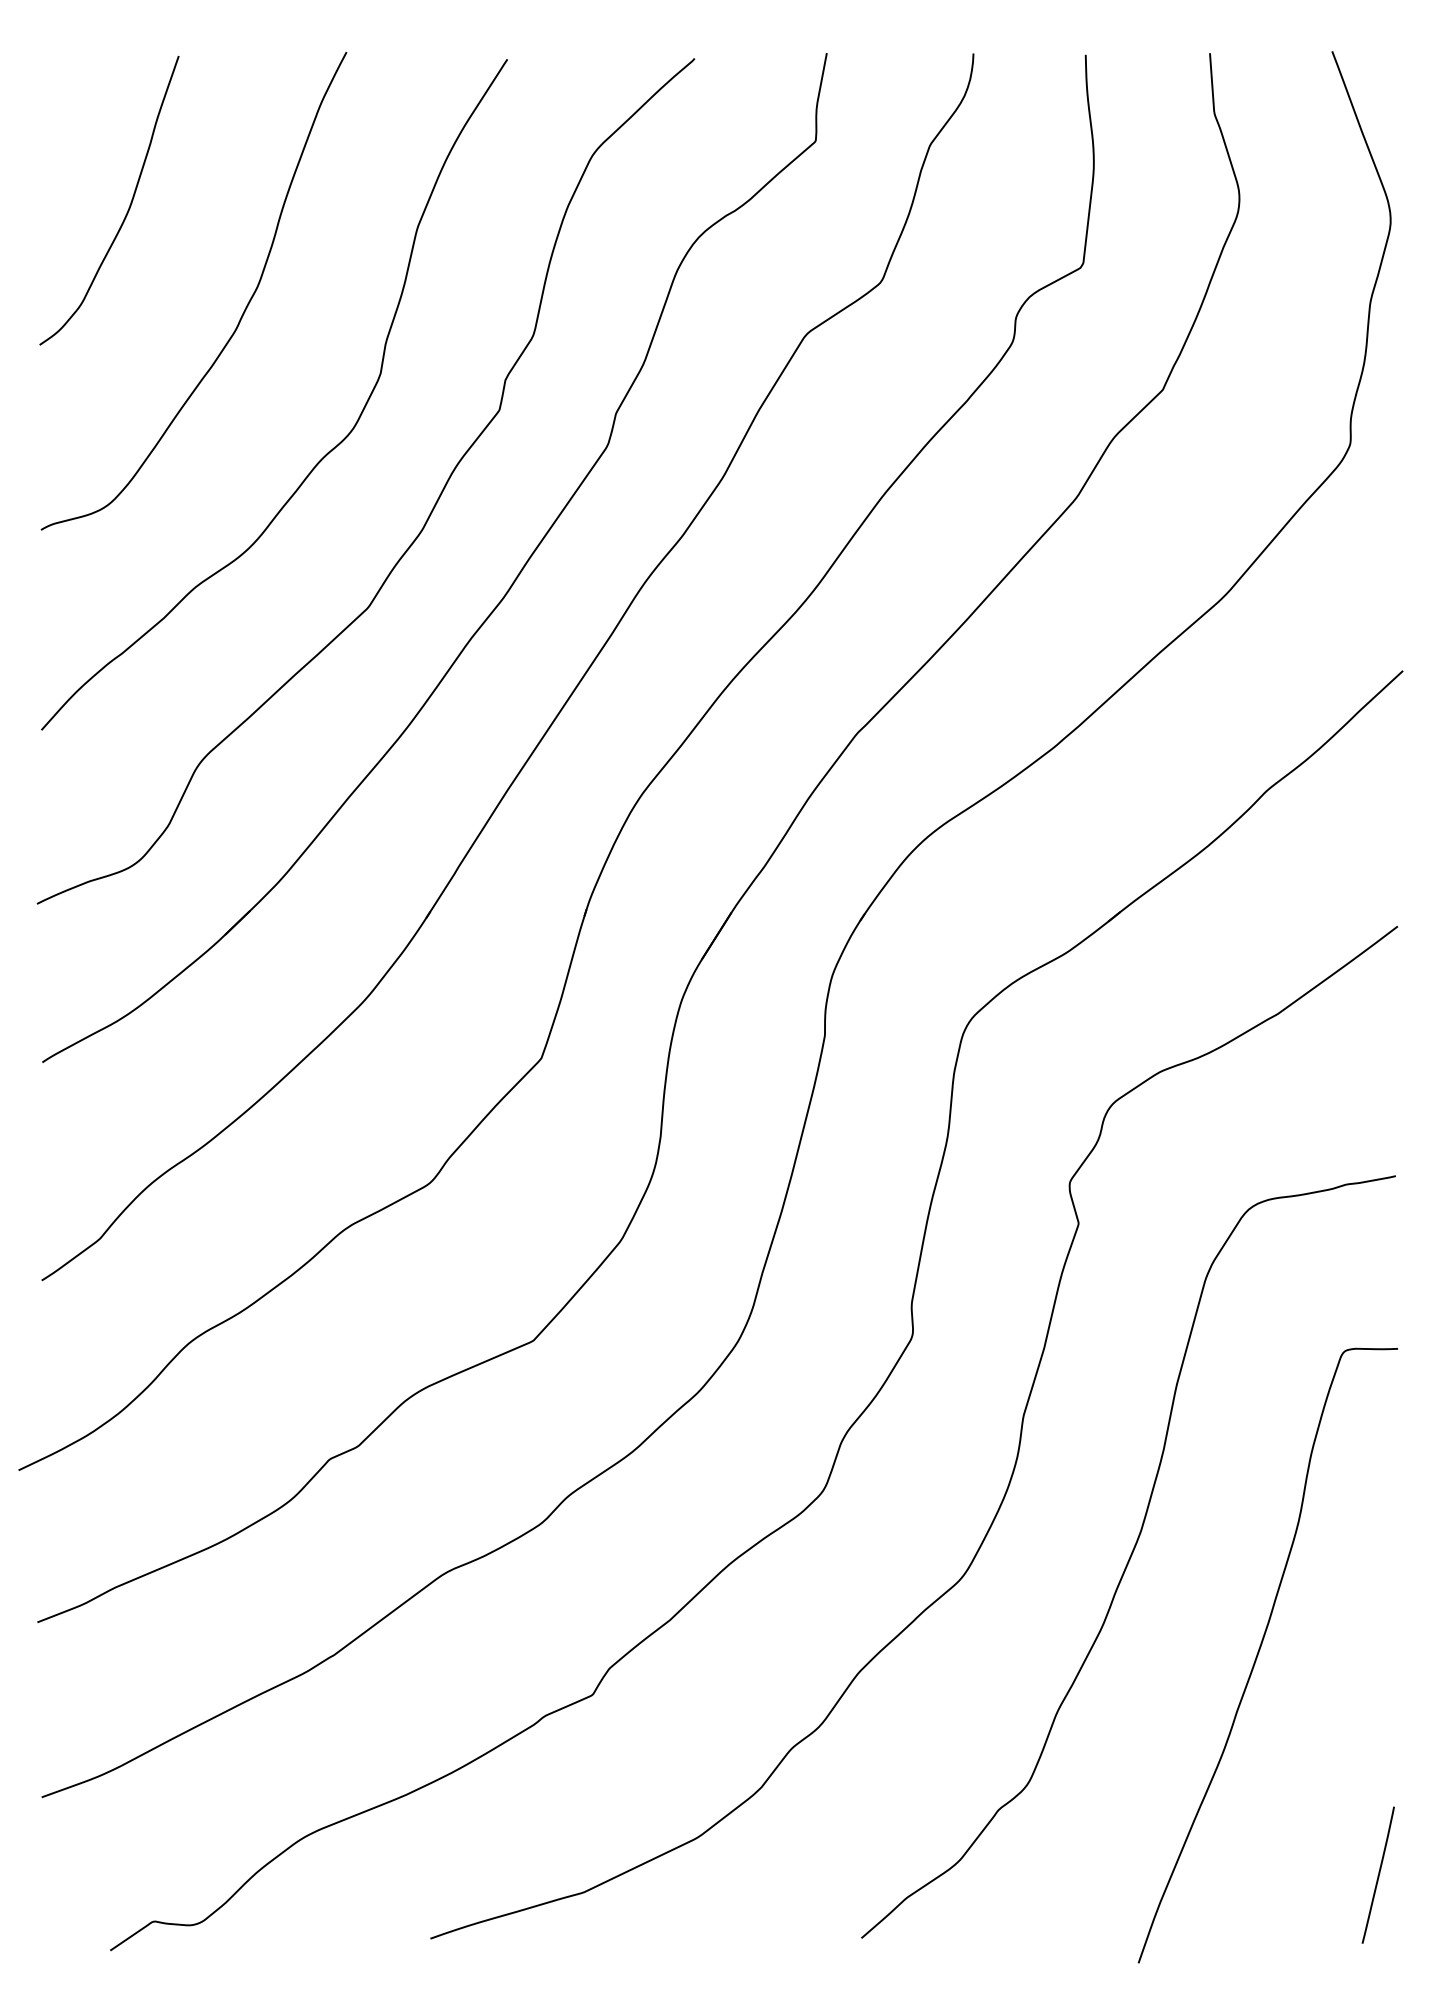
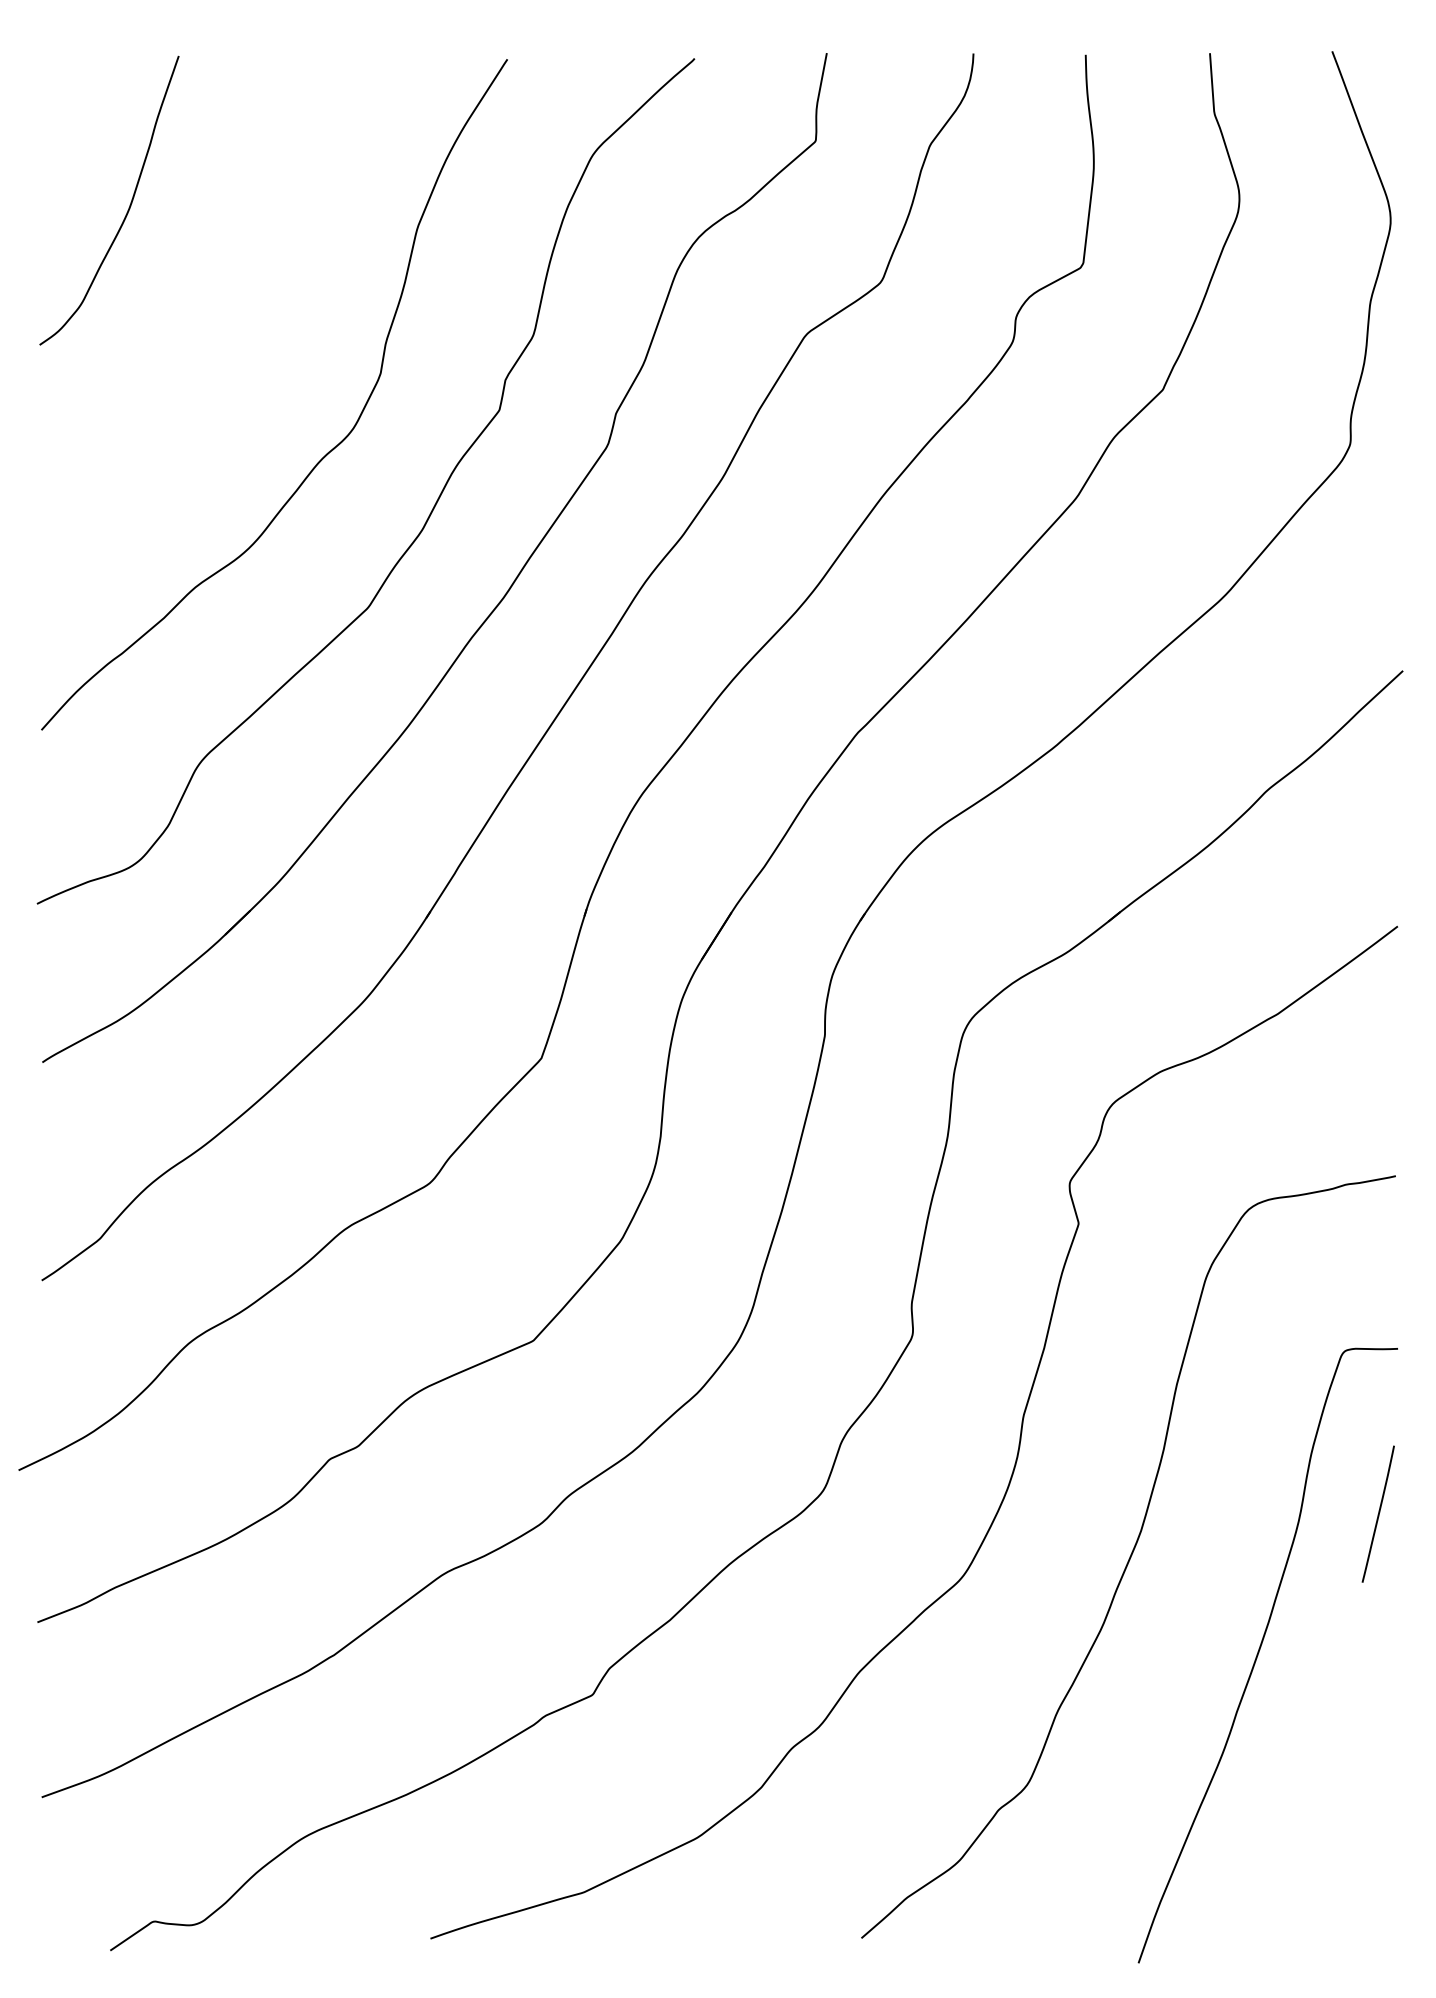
curve: present -> none (241, 315)
line position: (1378, 1874) -> (1378, 1513) (1378, 1513)
